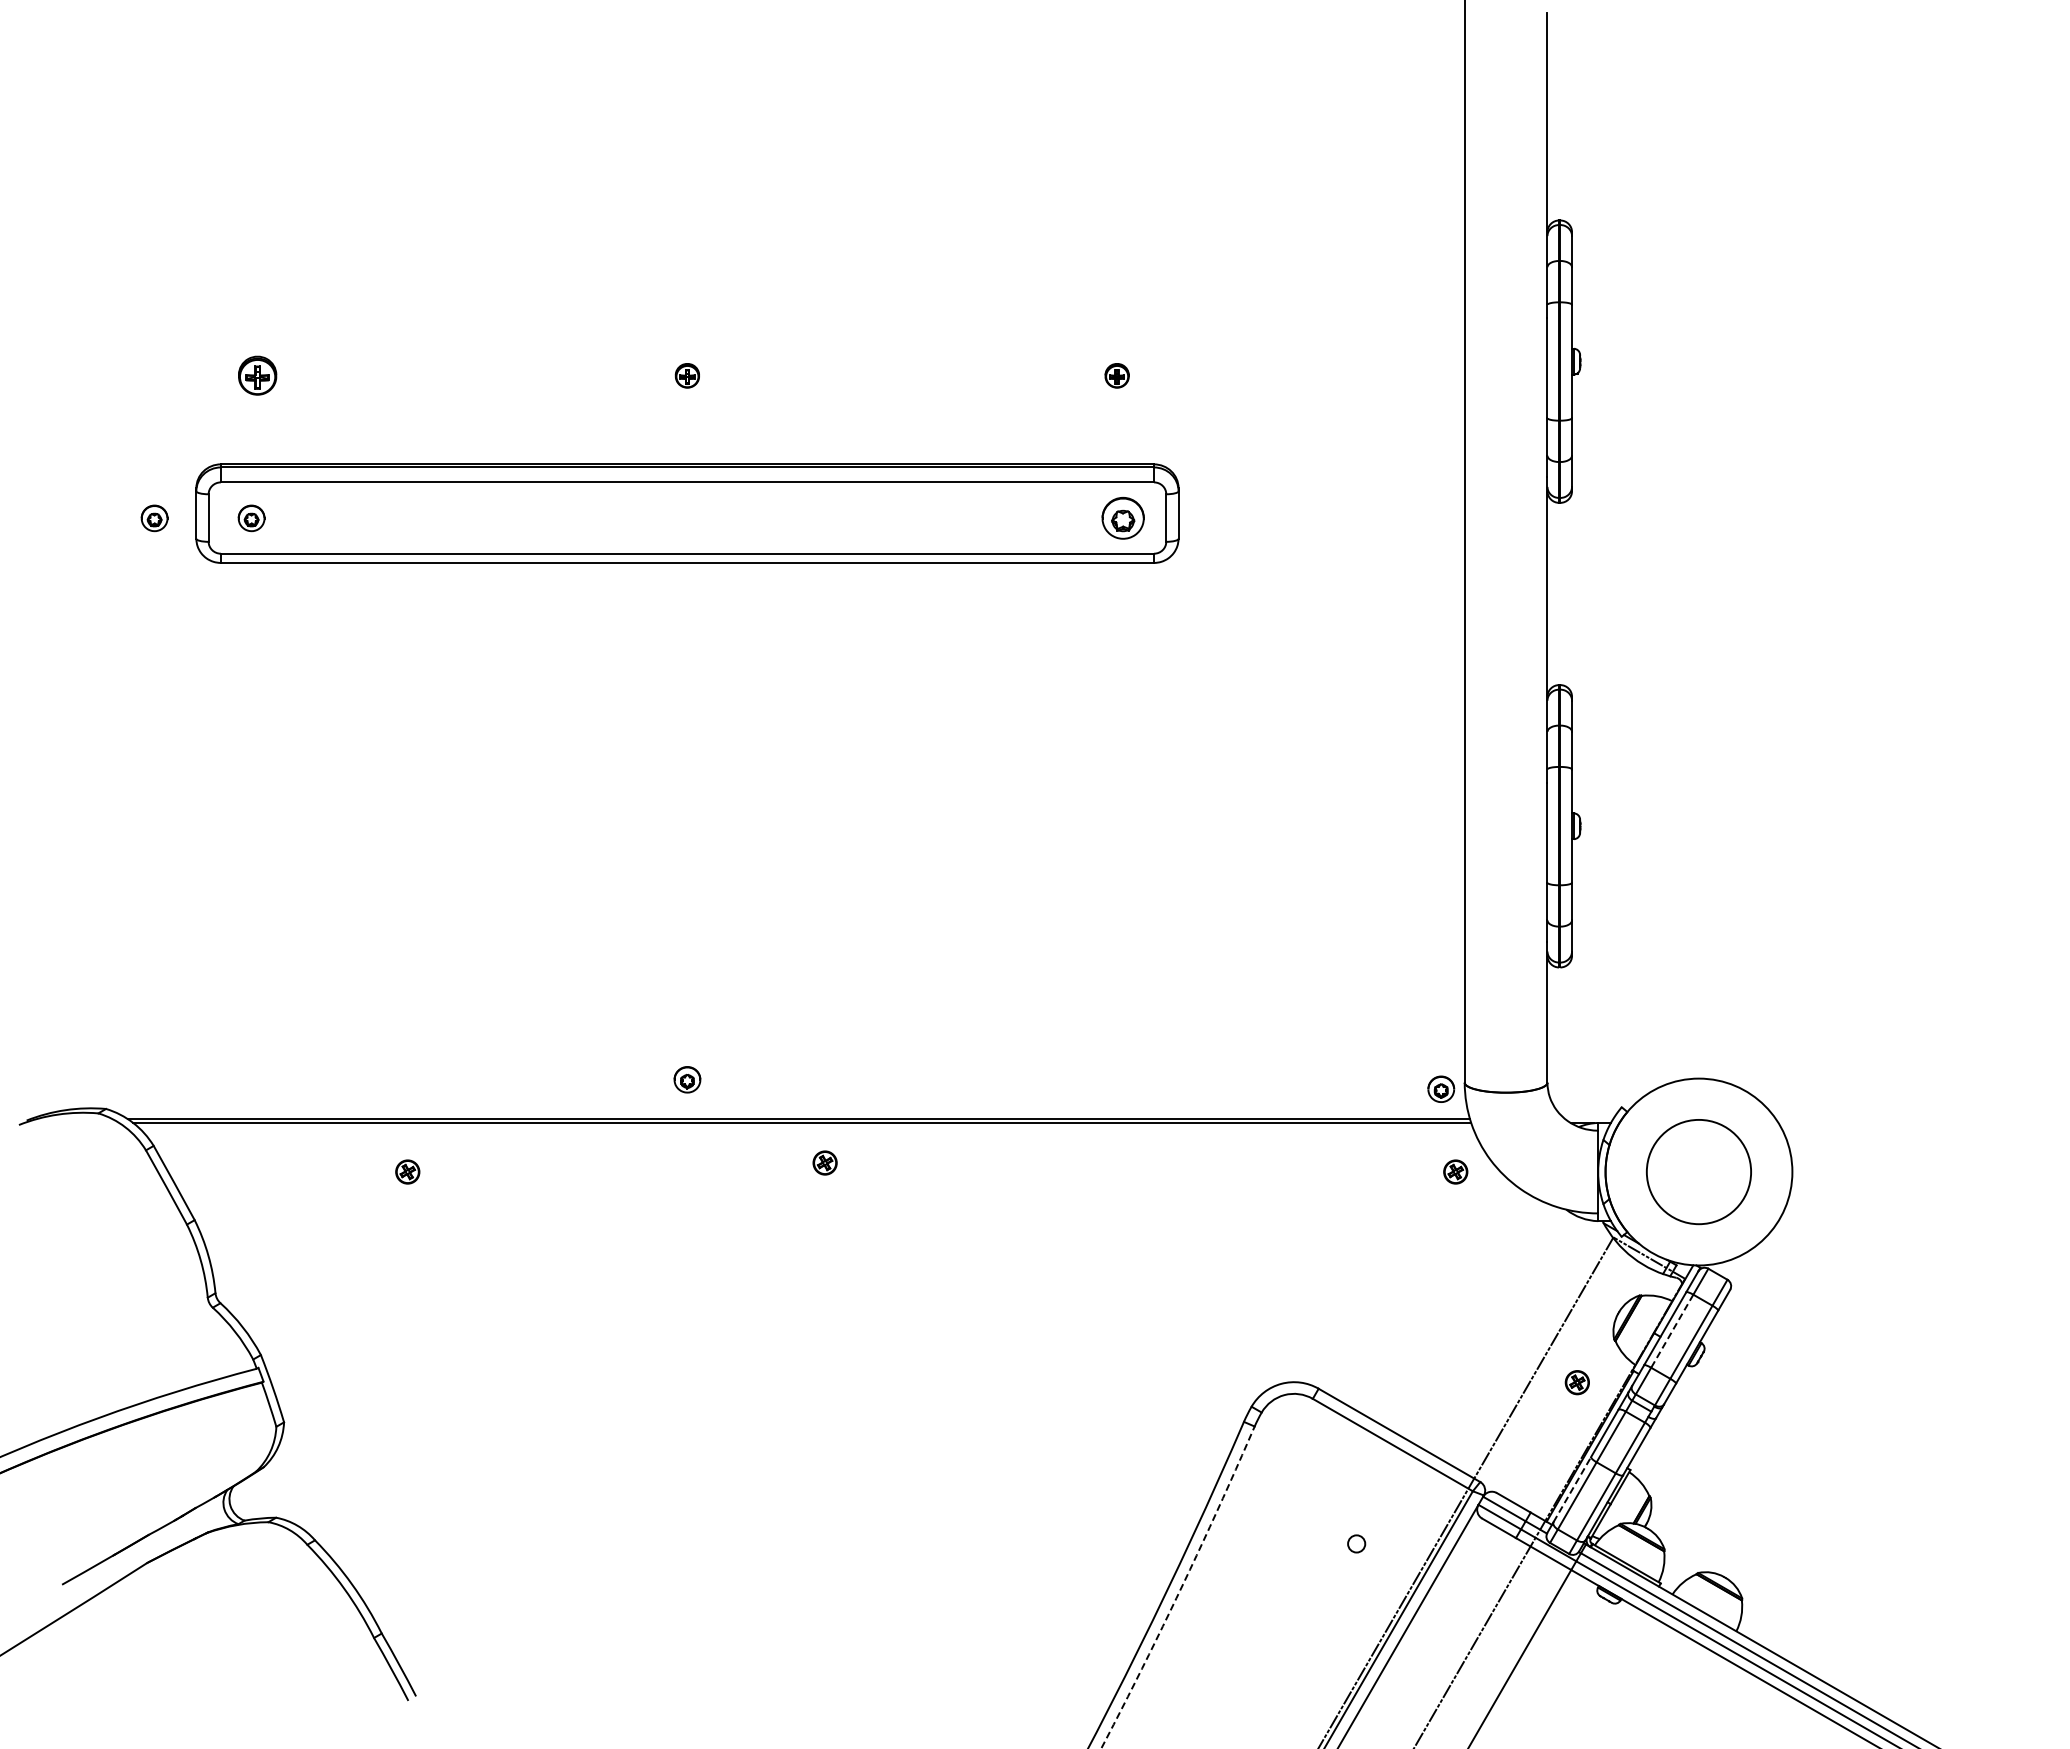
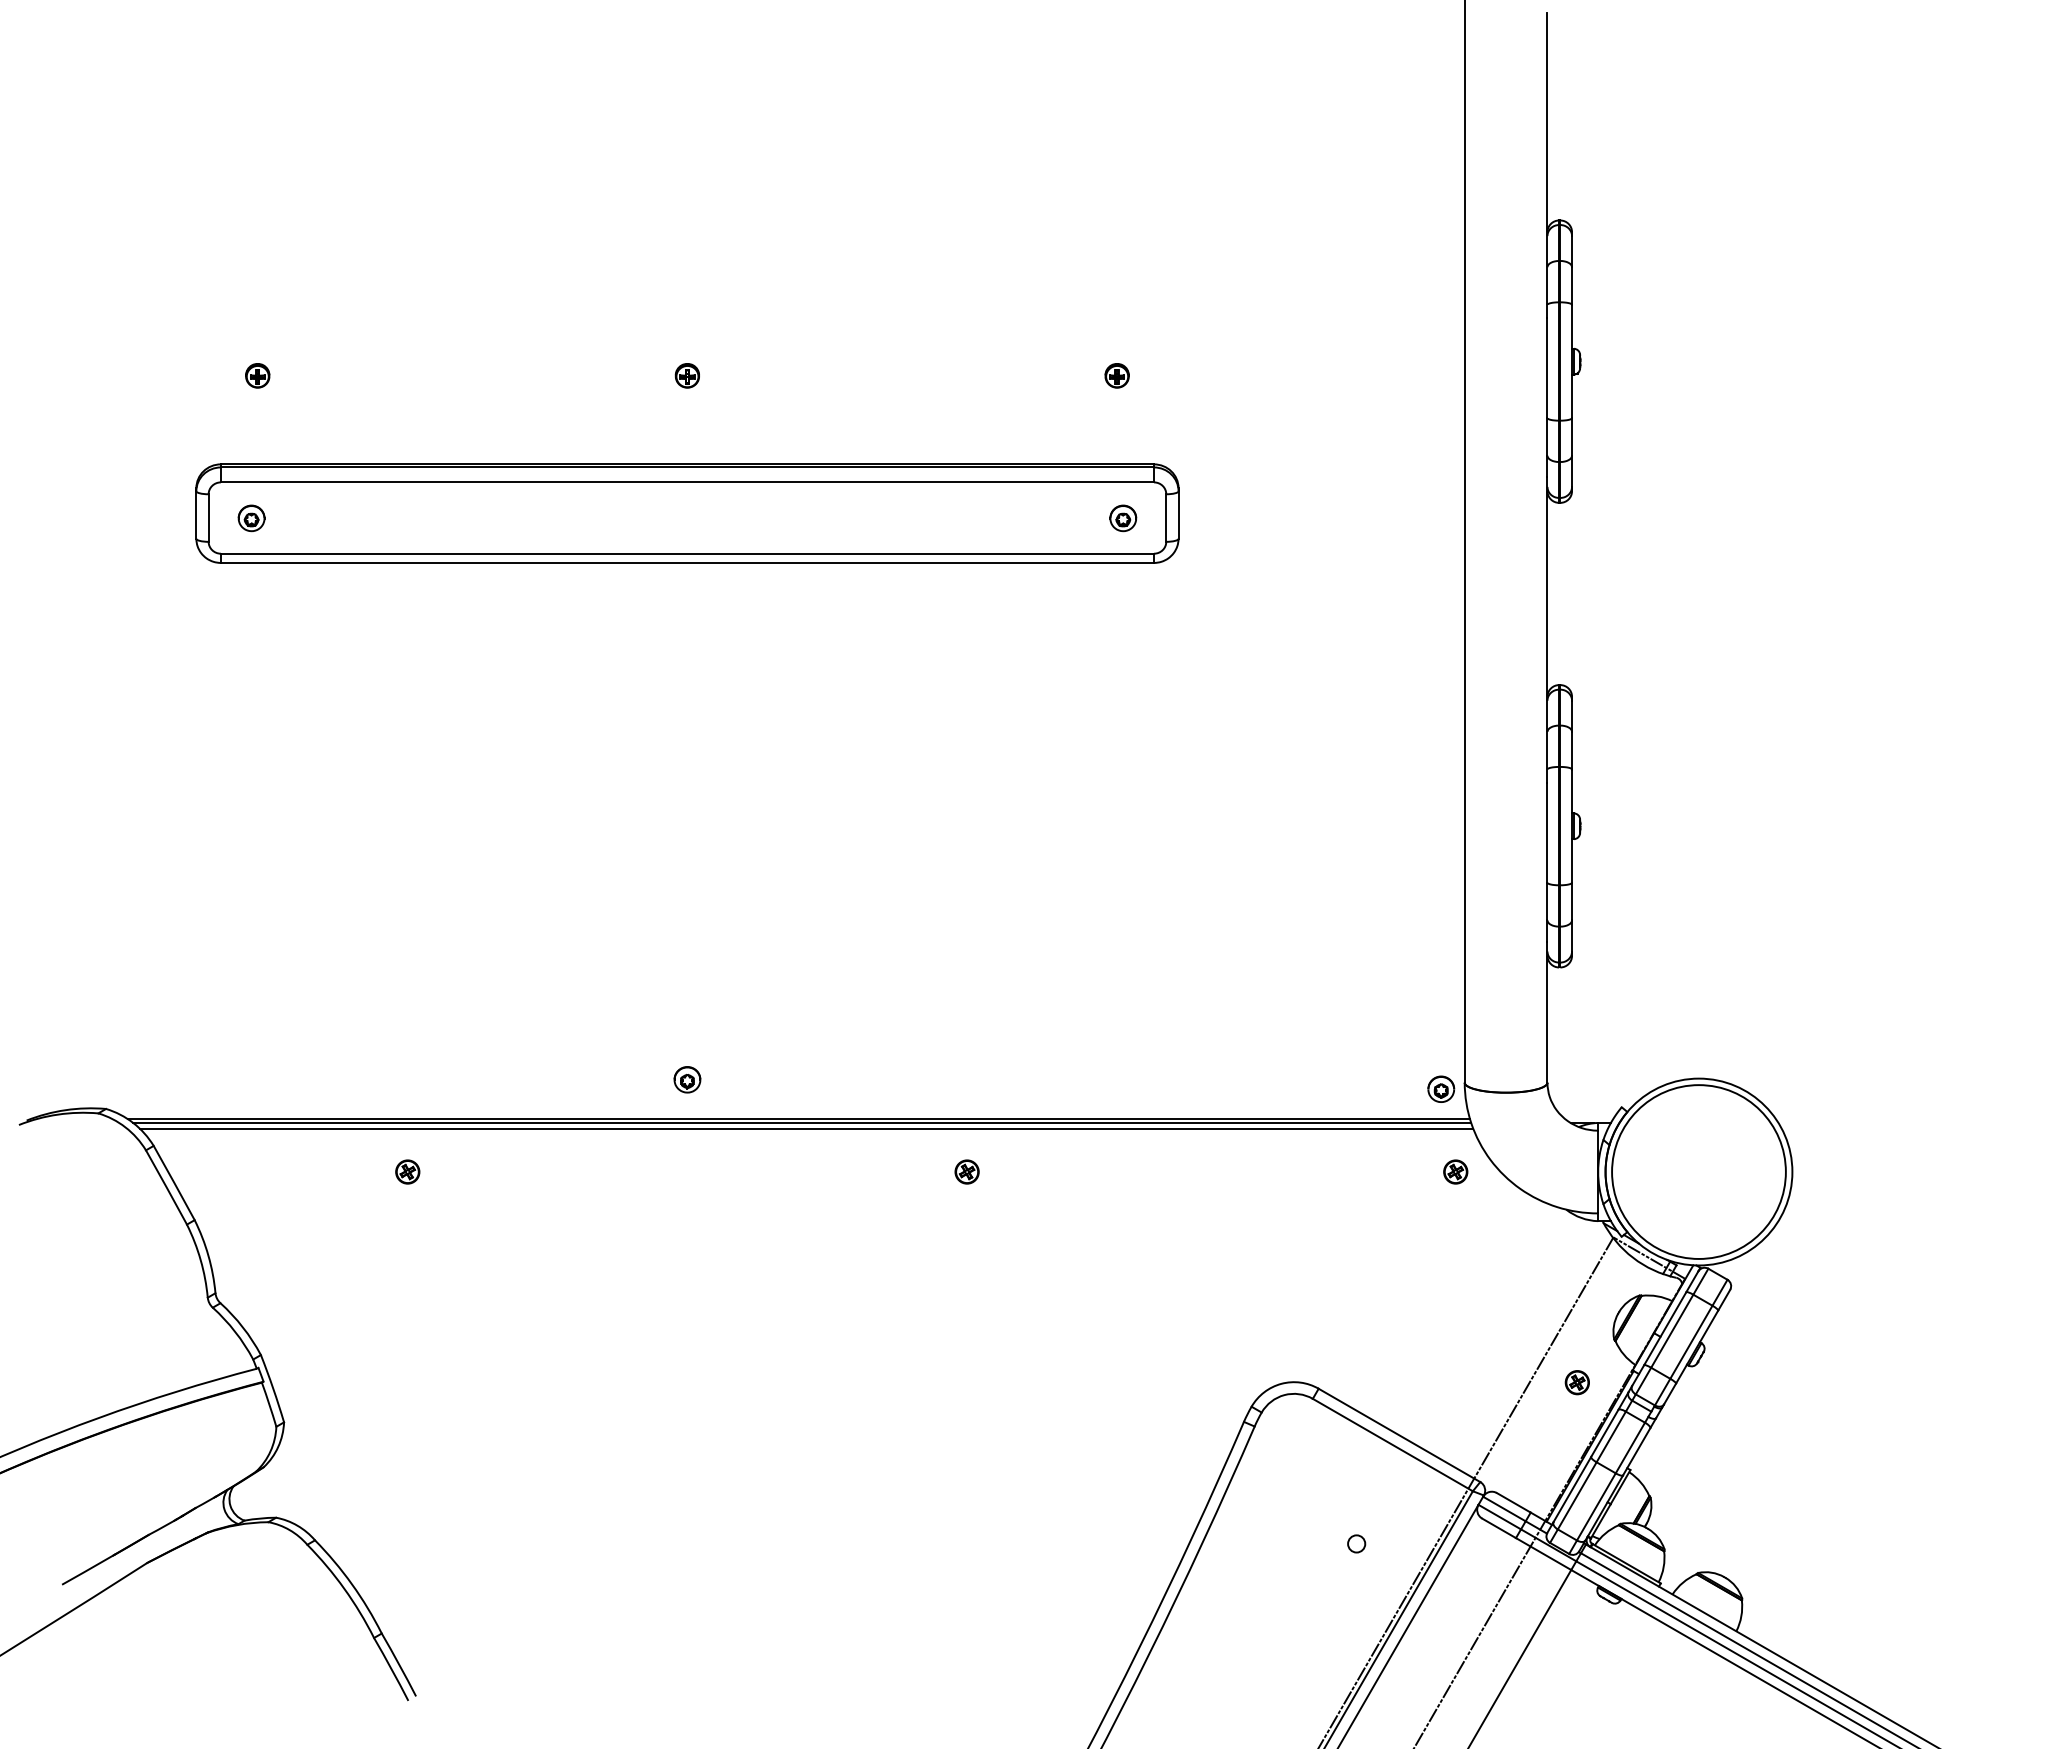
part size: 40x41 px -> 26x26 px (257, 375)
part: present -> none (154, 518)
part size: 44x43 px -> 29x29 px (1123, 518)
line: none -> present (806, 1129)
part position: (824, 1162) -> (966, 1171) (966, 1171)
circle diameter: 104 px -> 174 px (1698, 1171)
line: dashed -> solid (1672, 1331)
line: dashed -> solid (1572, 1489)
arc: dashed -> solid (1180, 1589)
